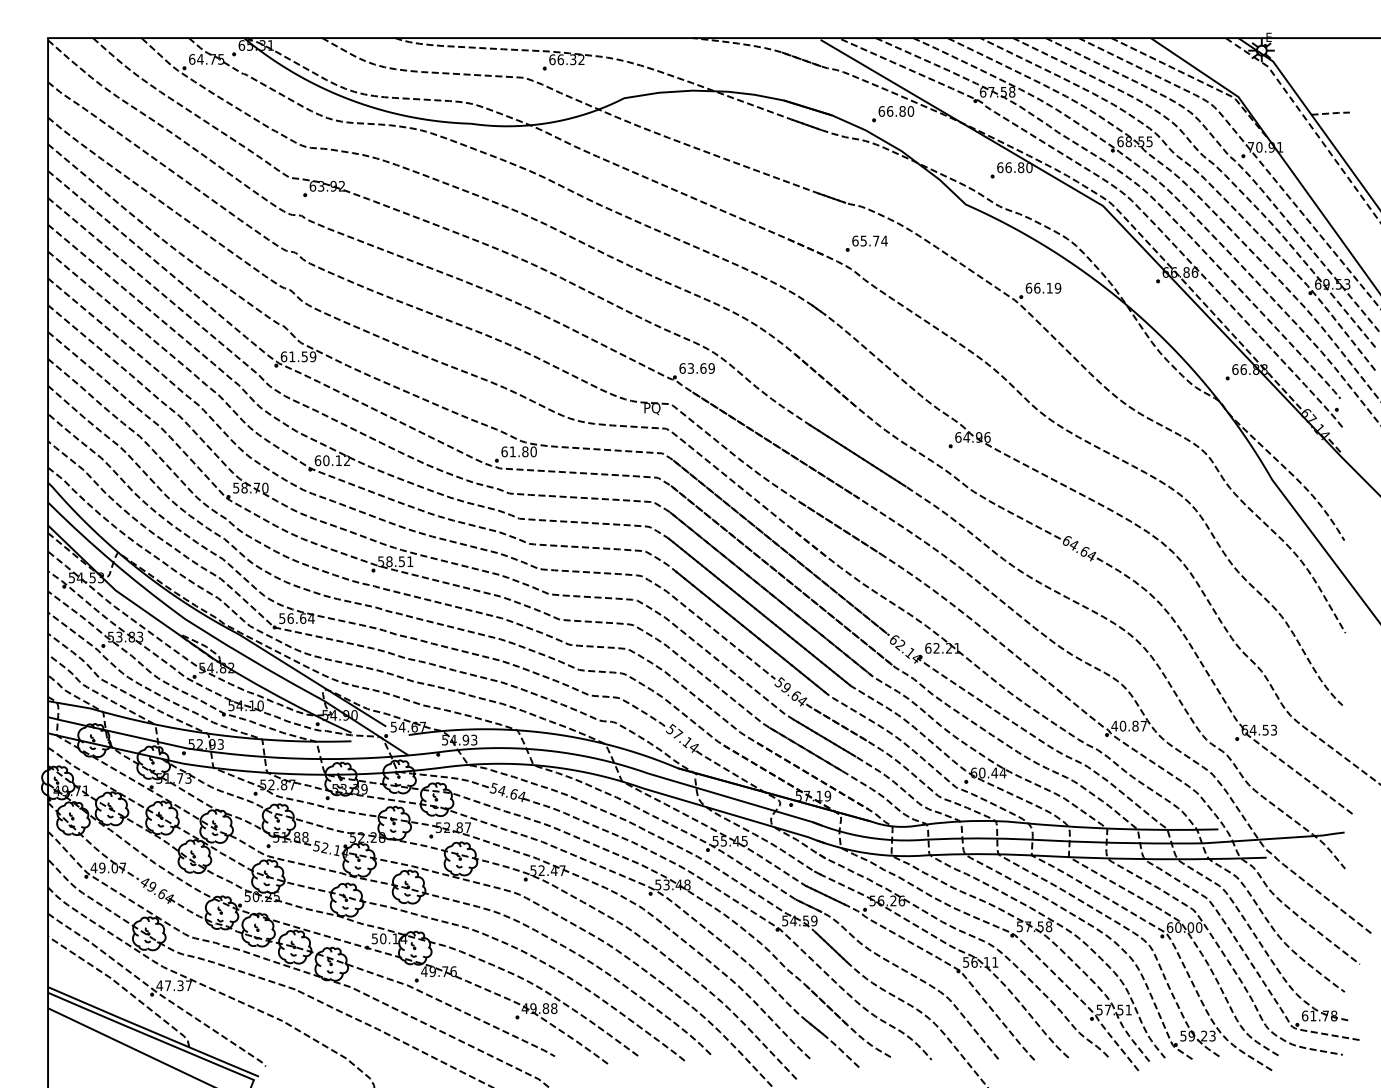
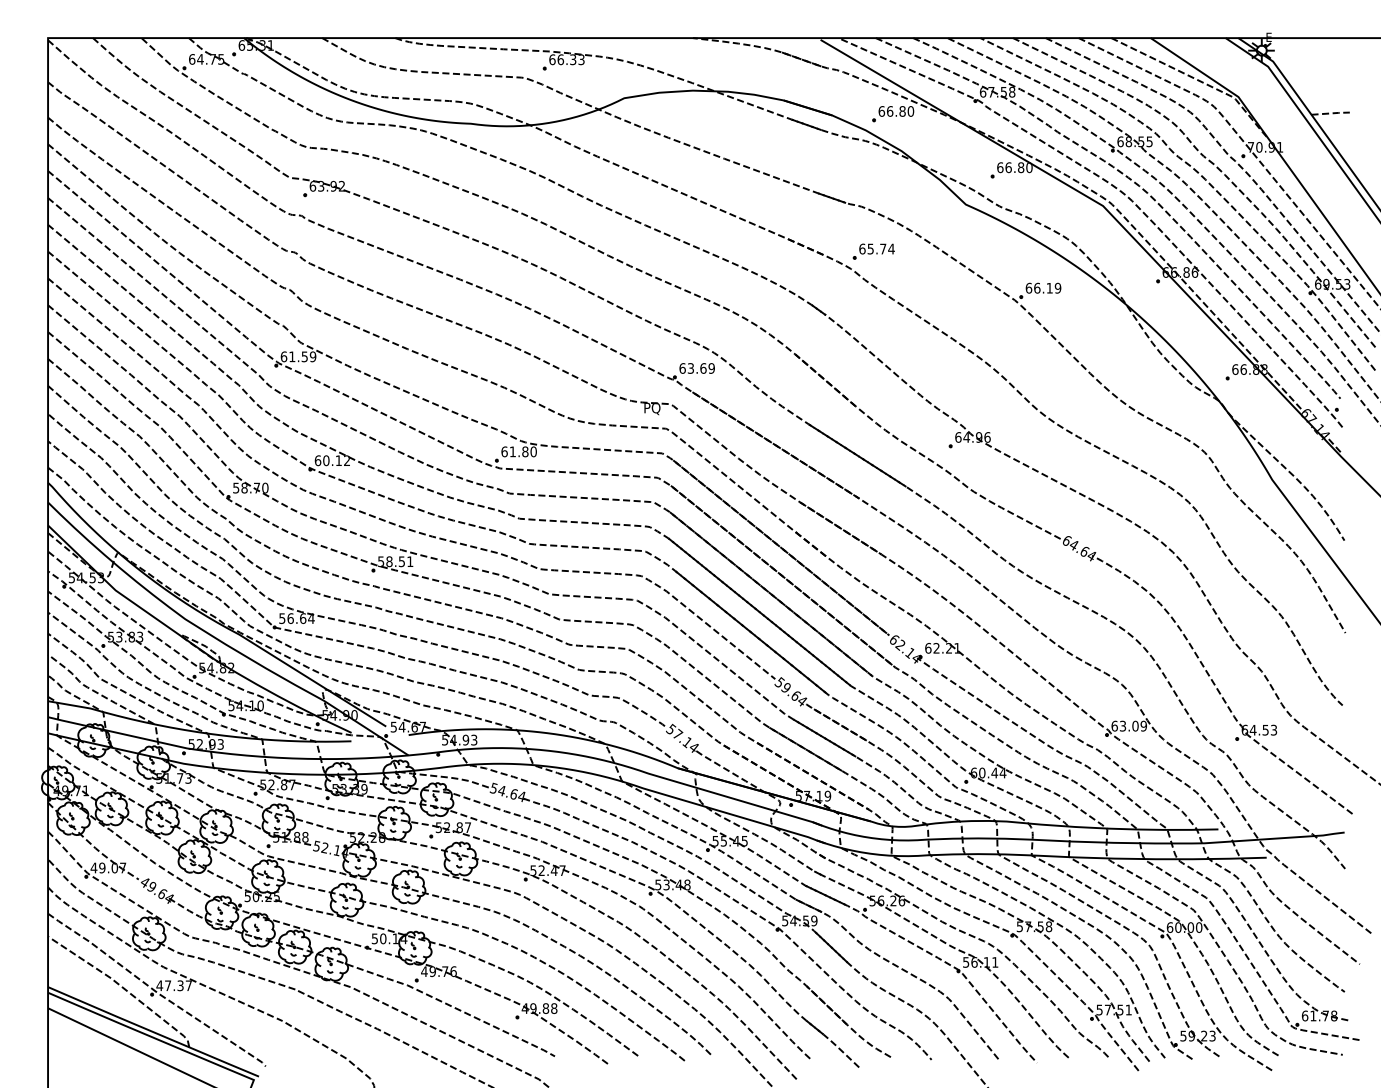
text: 66.32 -> 66.33 (581, 60)
line: dashed -> solid (1309, 123)
part position: (866, 243) -> (873, 251) (873, 251)
text: 40.87 -> 63.09 (1128, 725)
